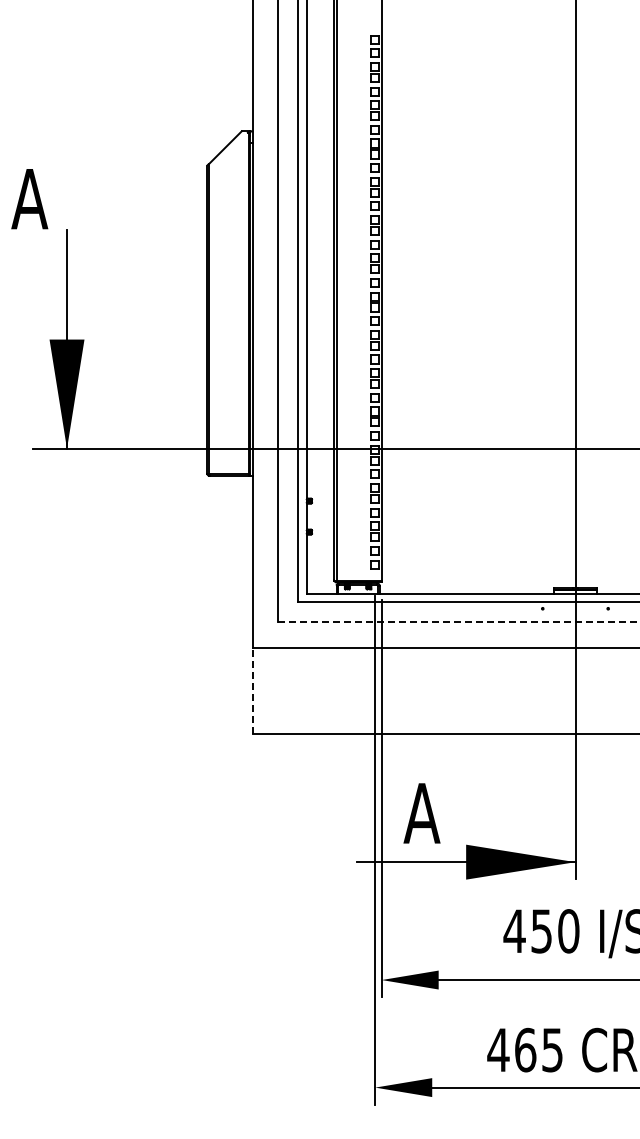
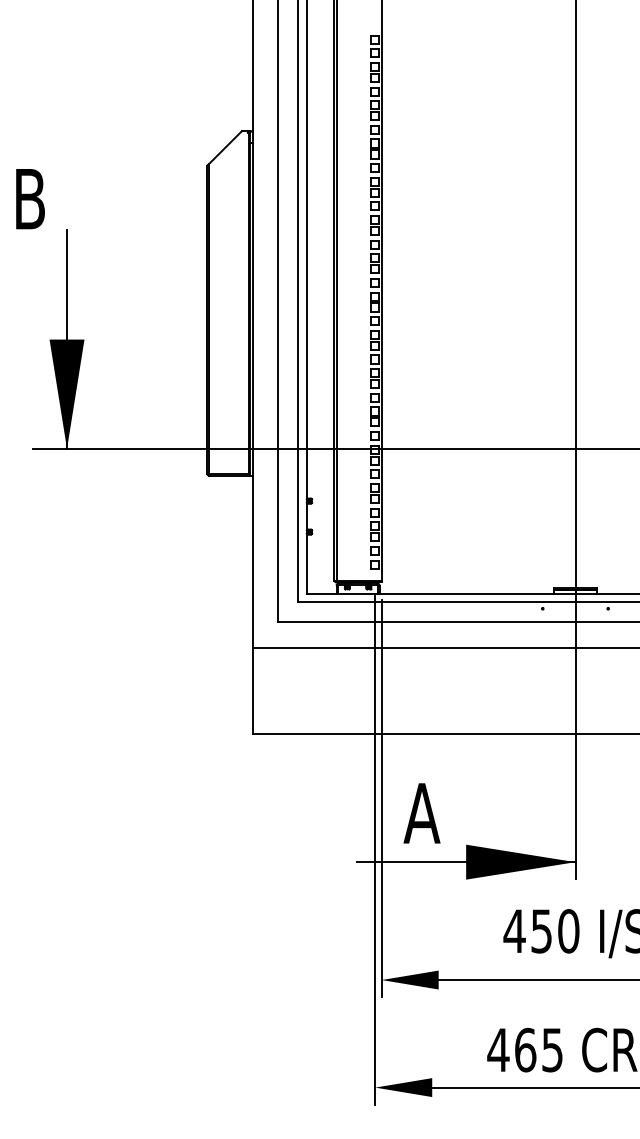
text: A -> B (29, 199)
line: dashed -> solid (459, 622)
line: dashed -> solid (252, 690)
